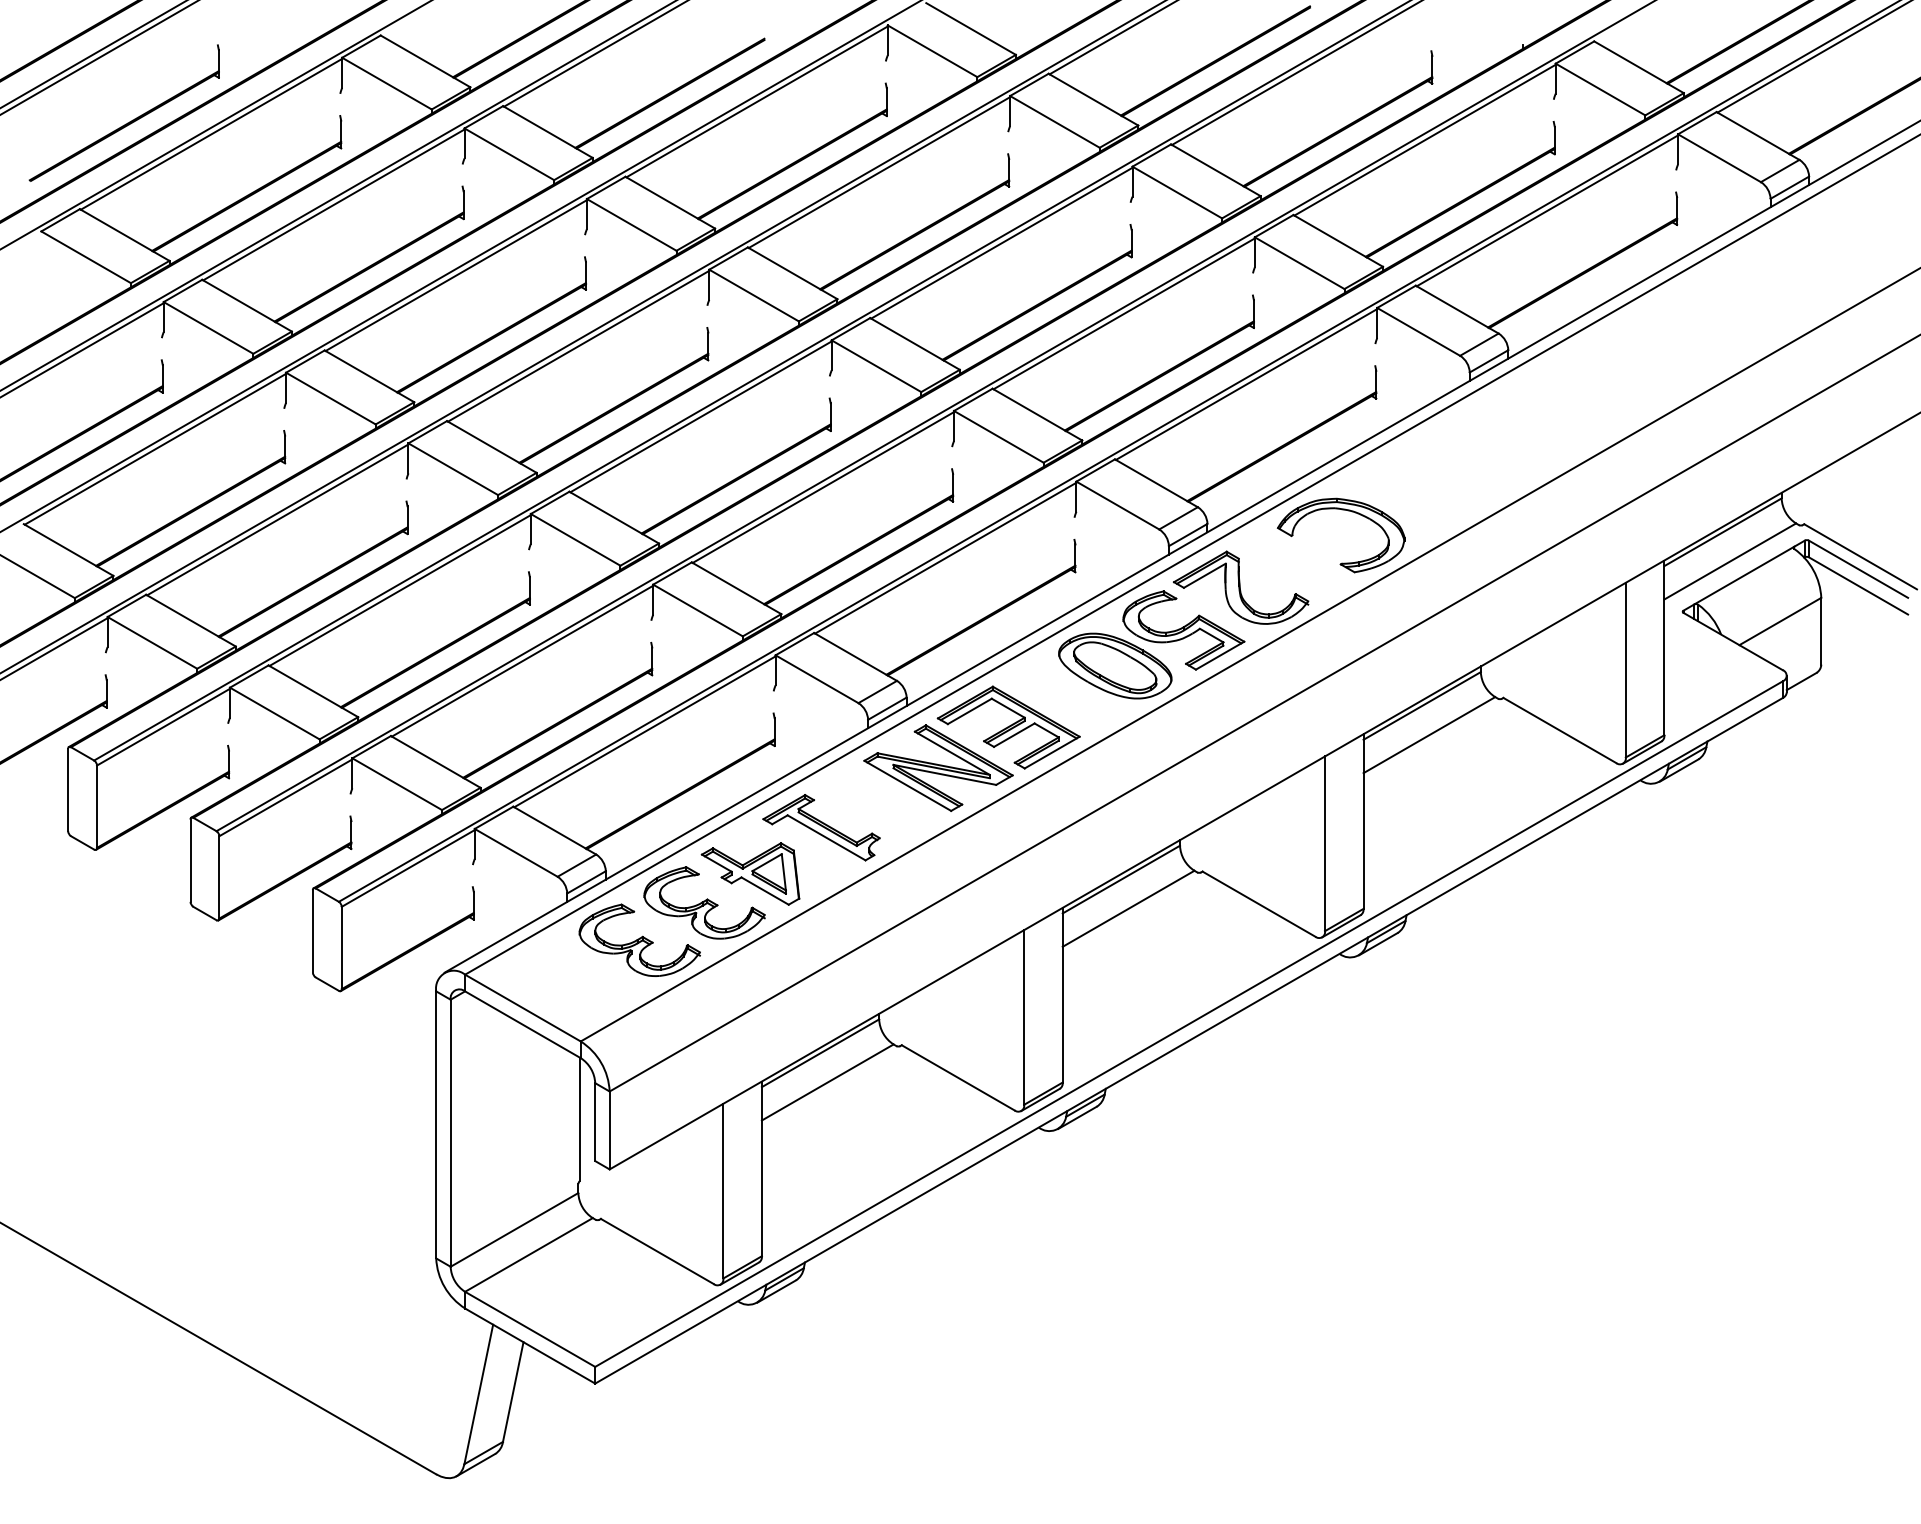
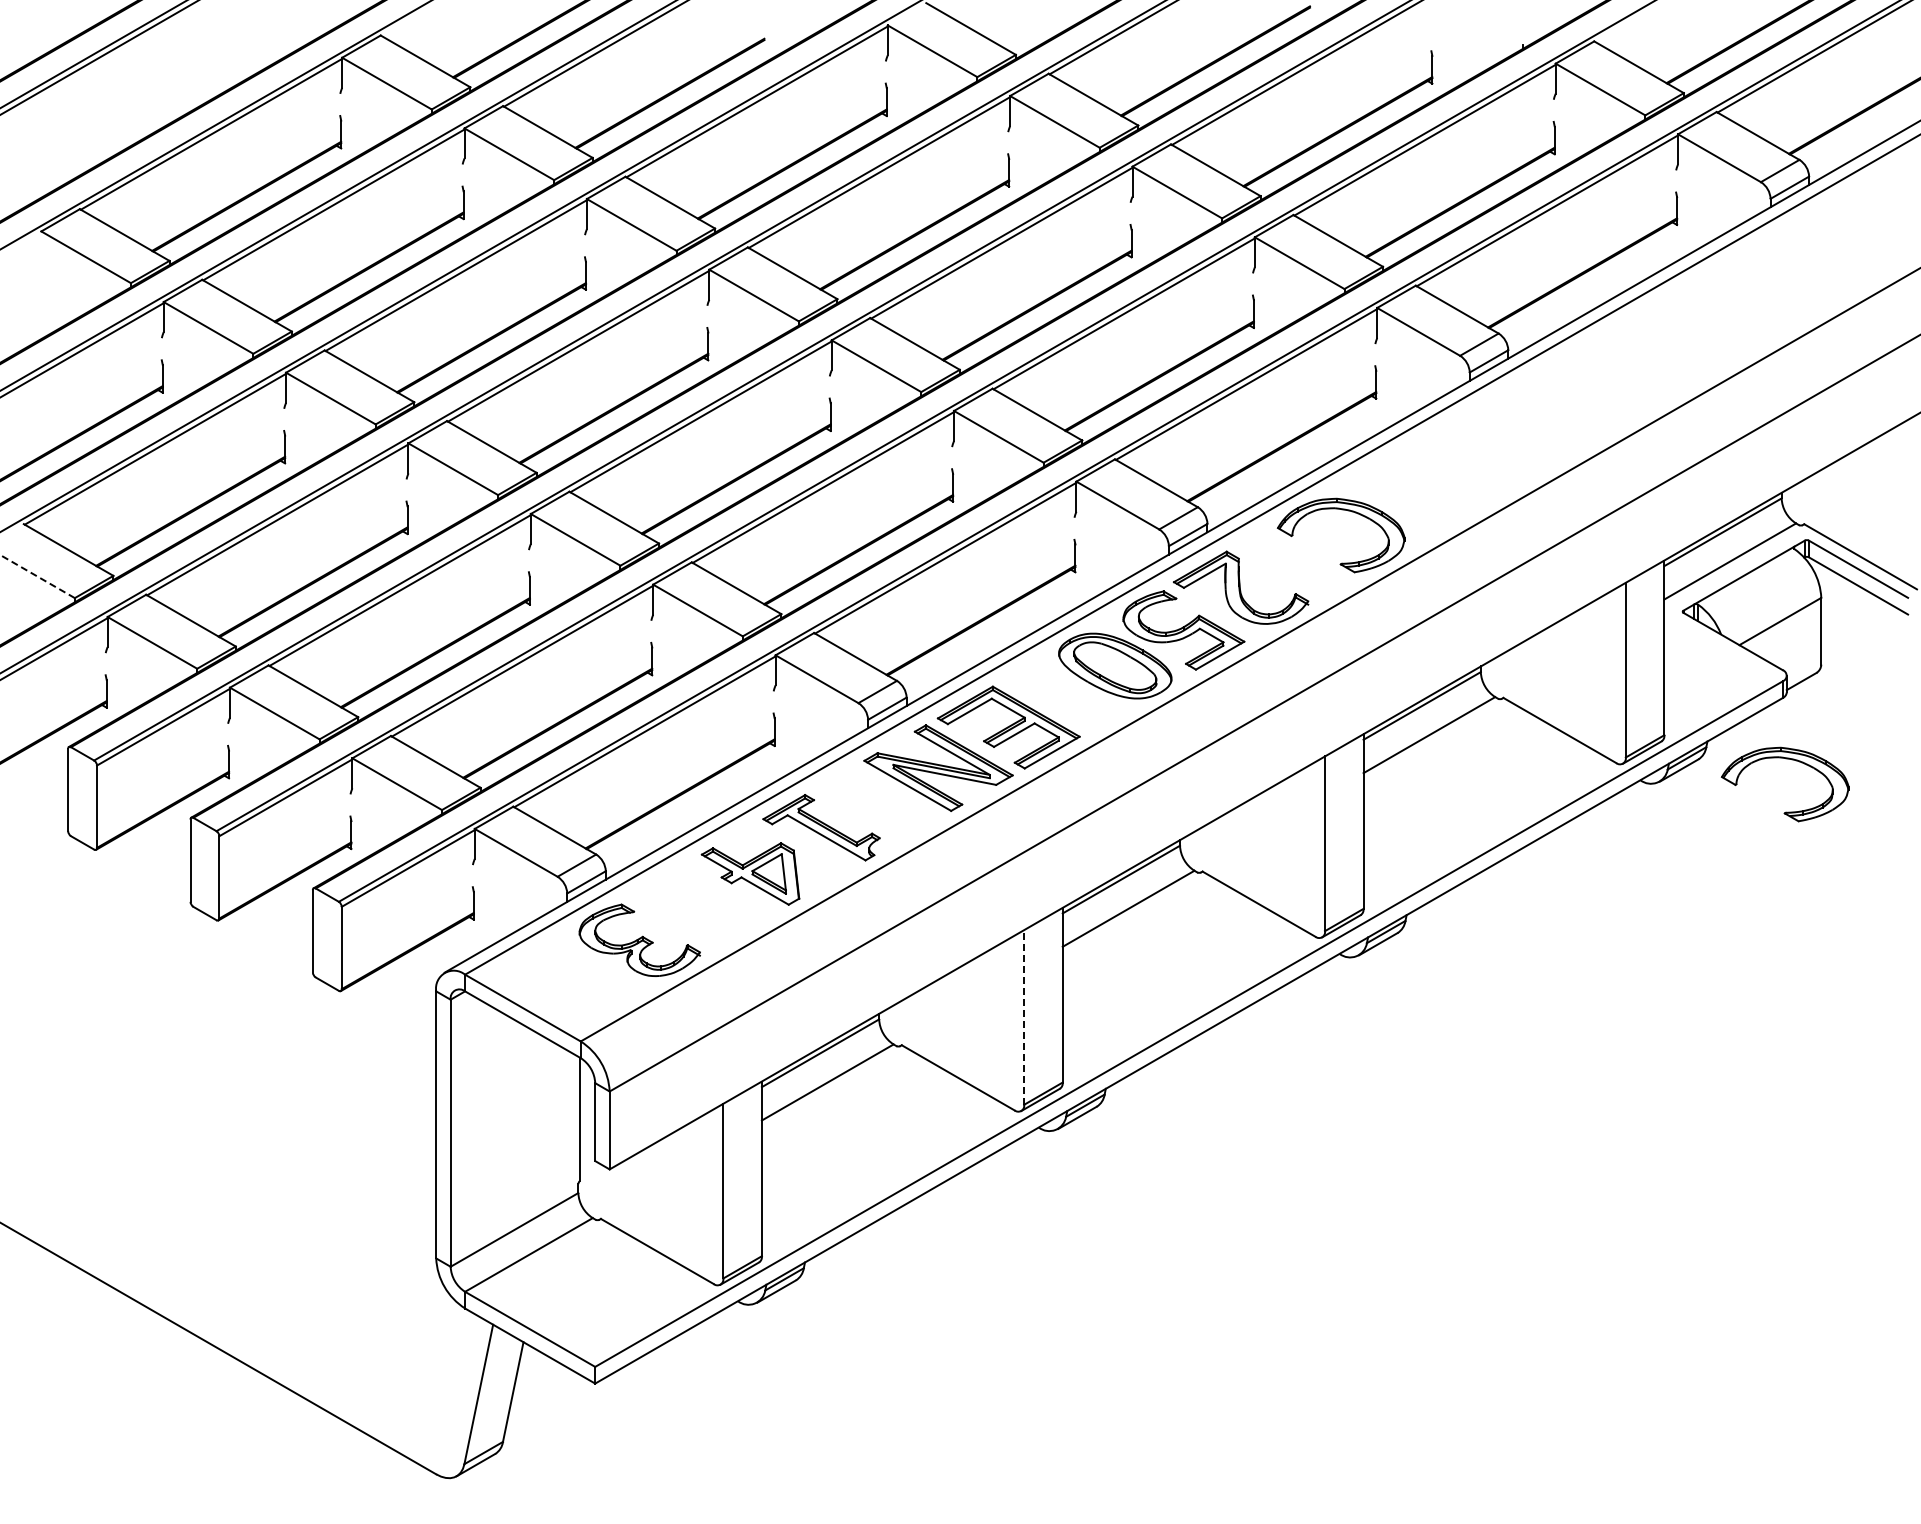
part: present -> none (127, 122)
line: solid -> dashed (37, 576)
part: none -> present (1786, 759)
part: present -> none (704, 902)
line: solid -> dashed (1024, 1016)
